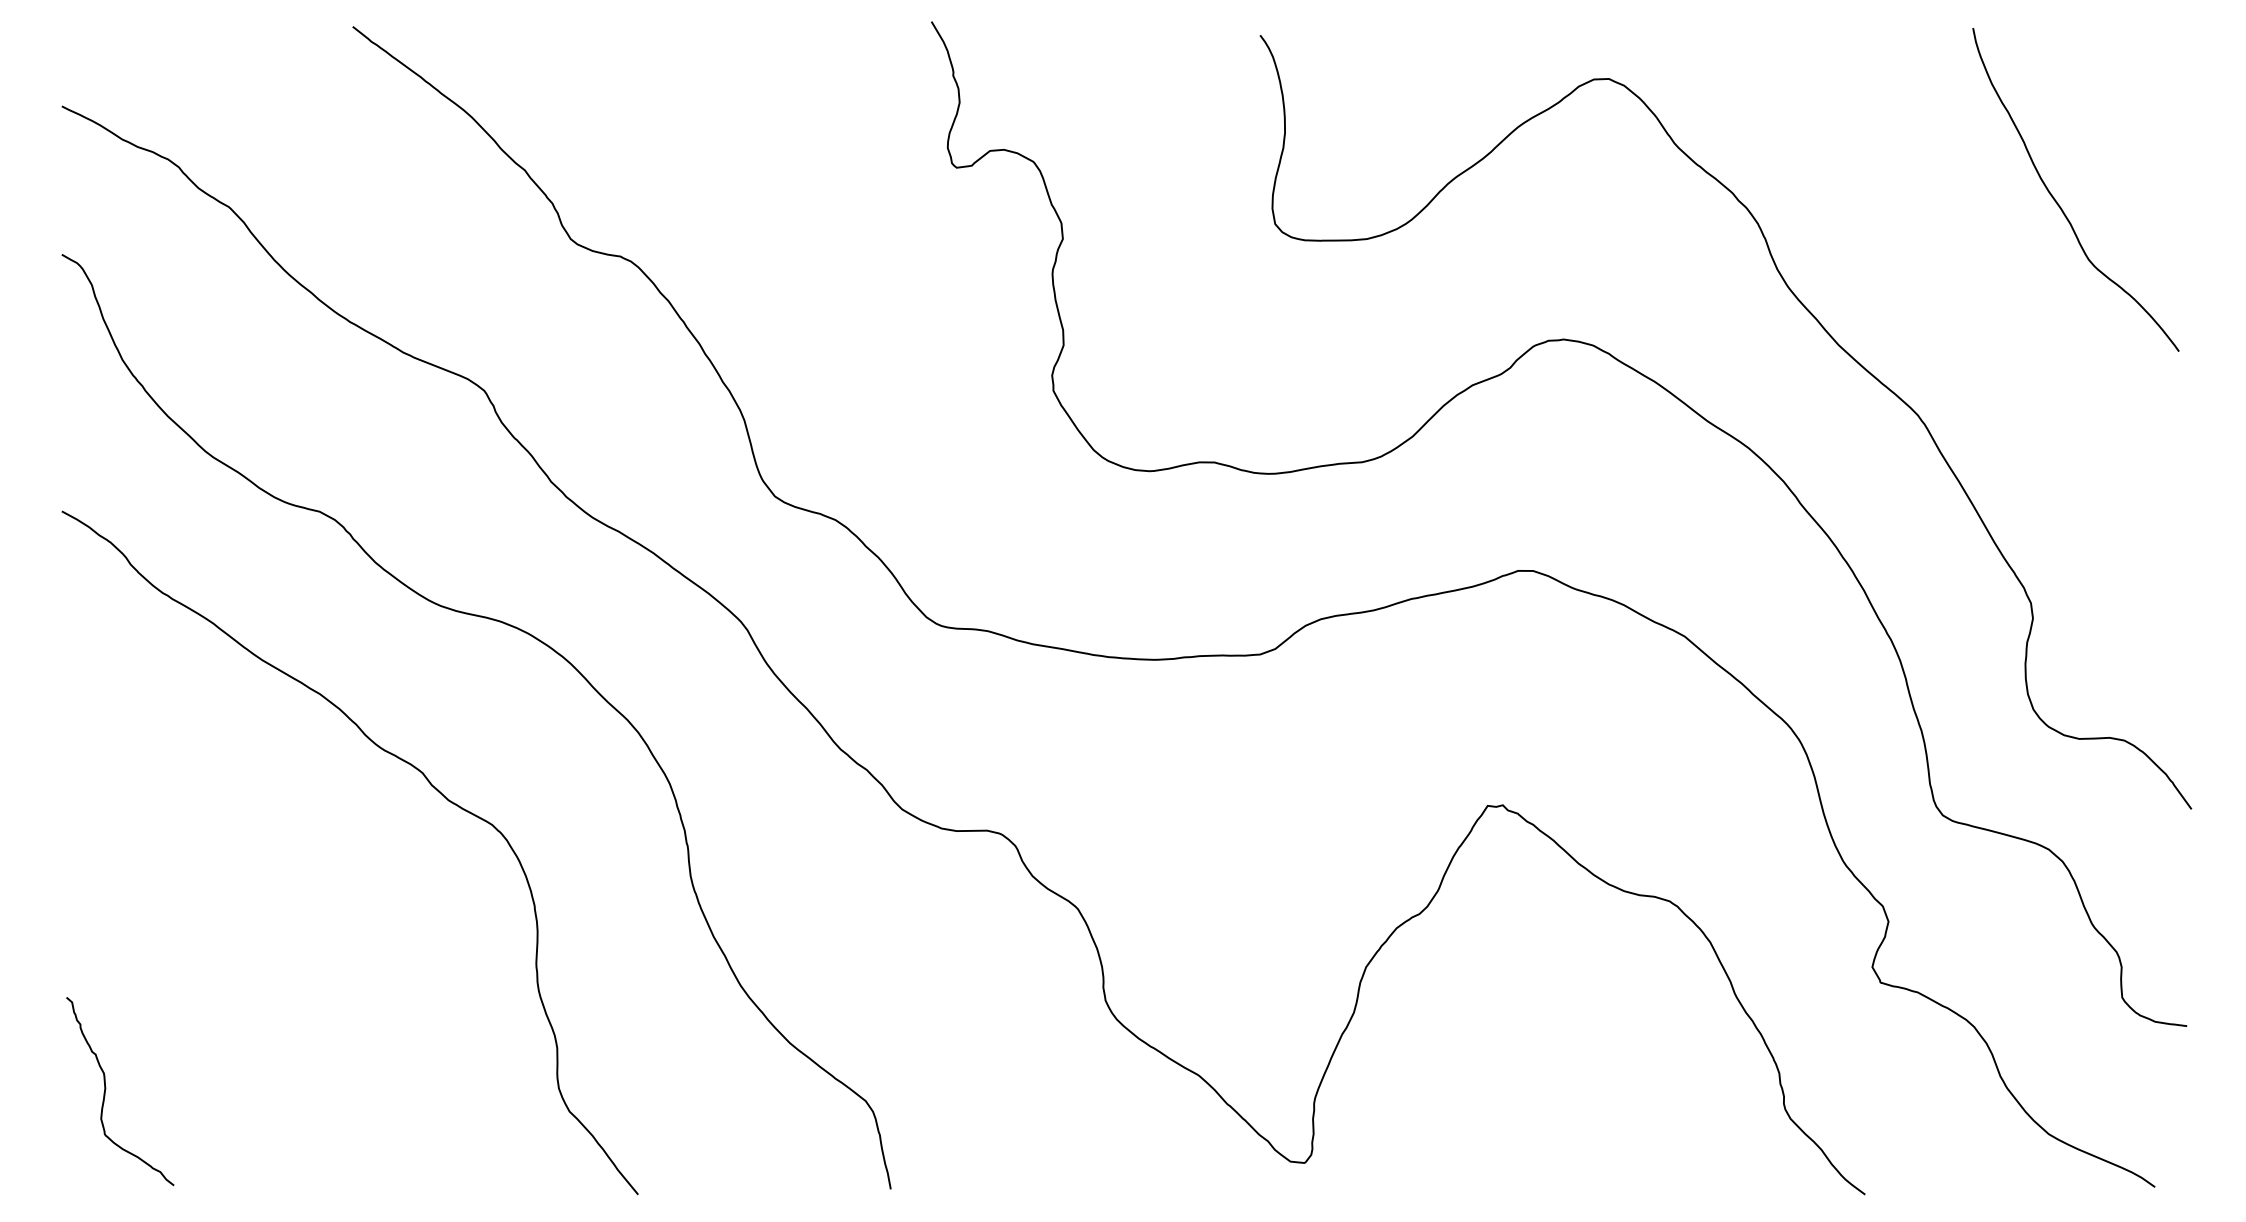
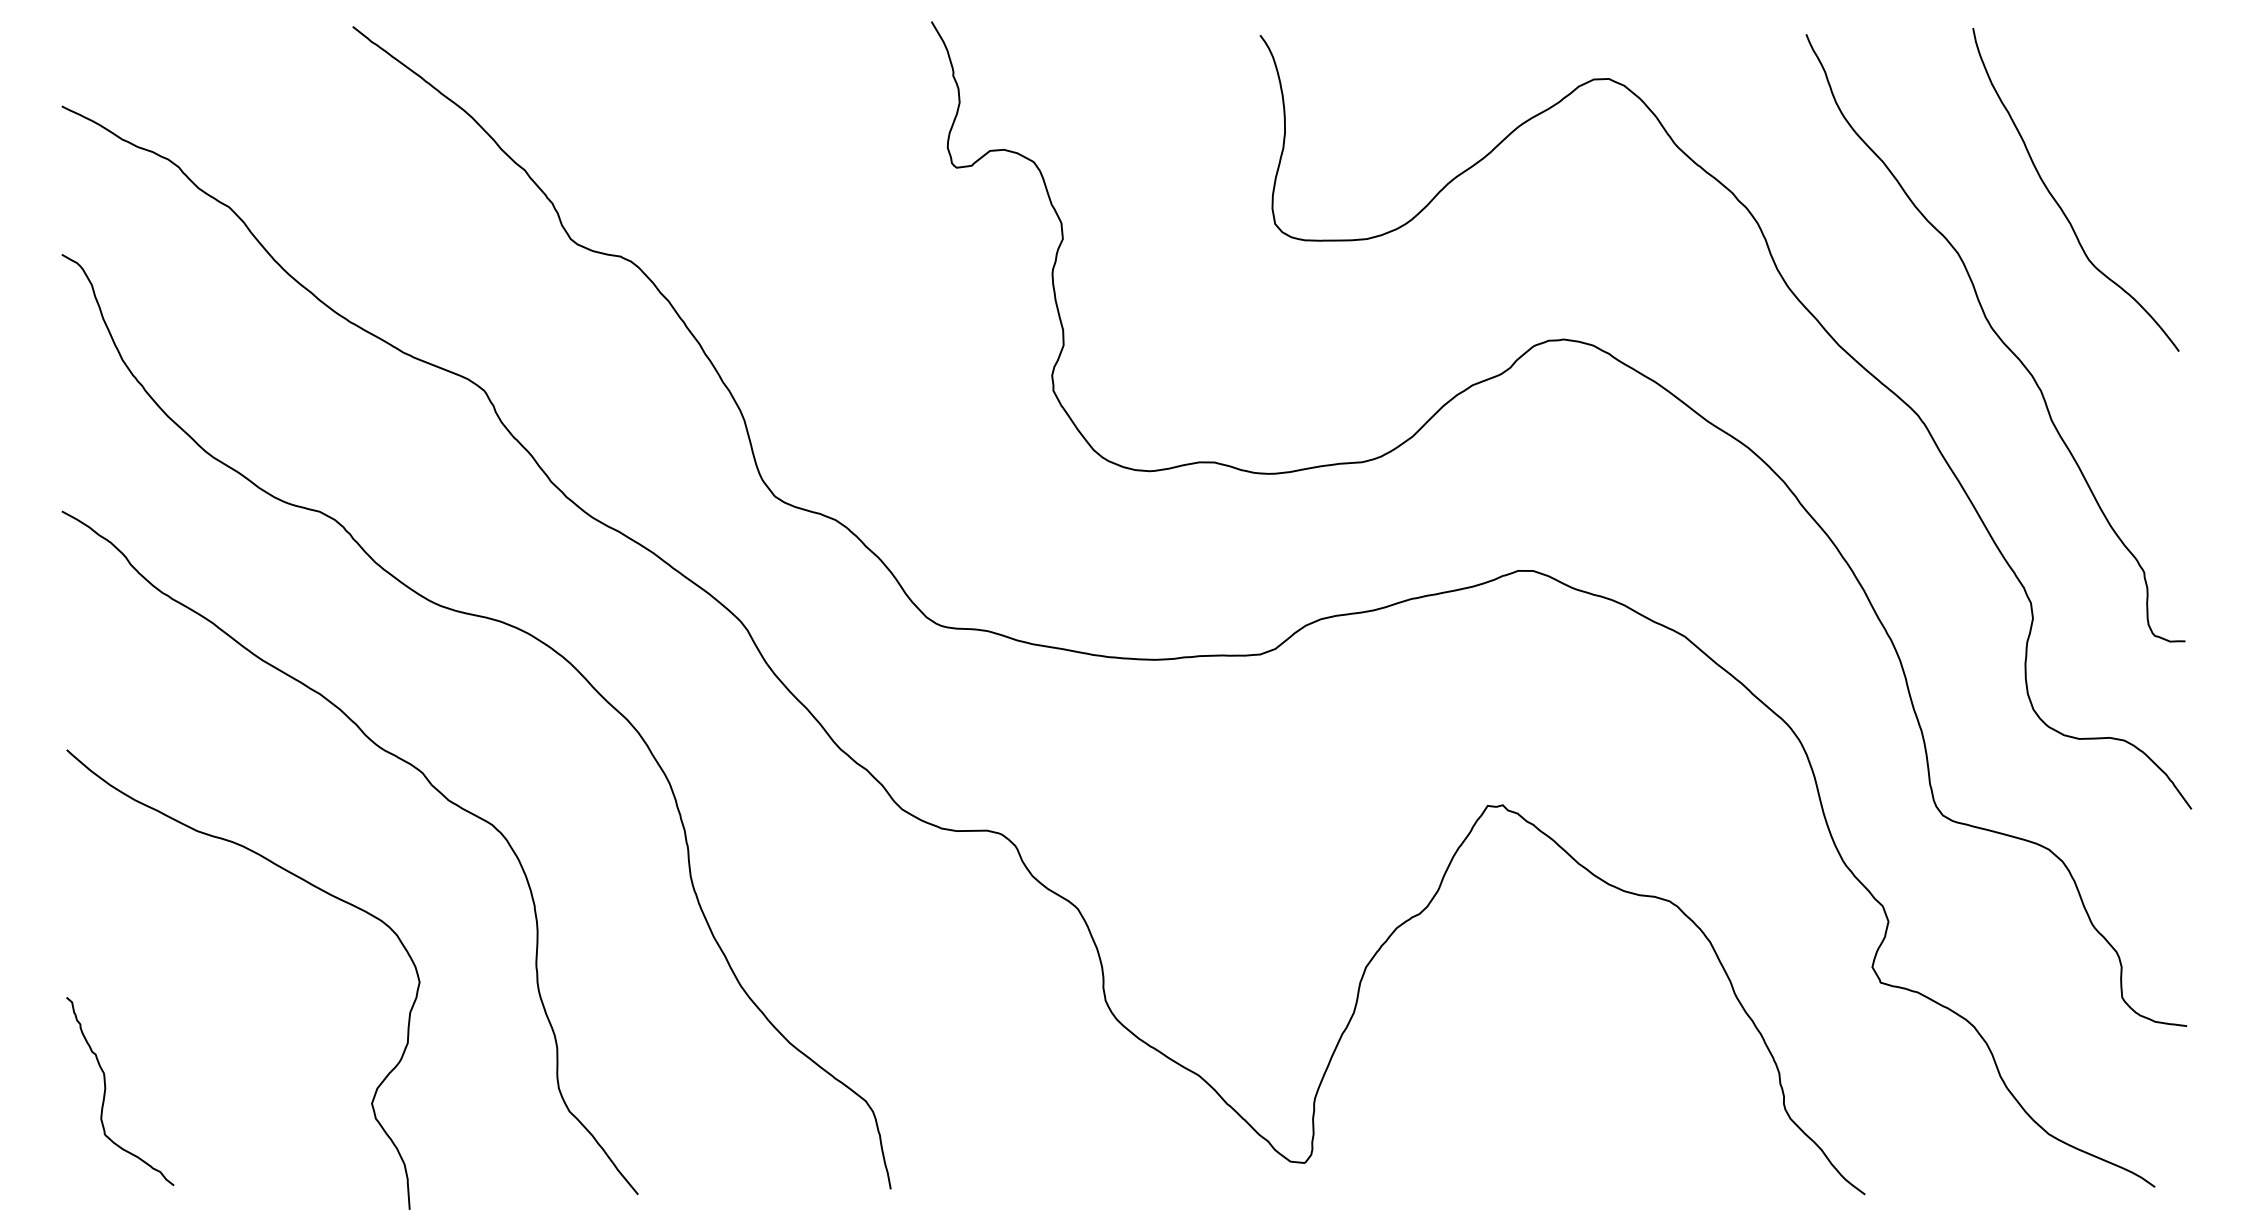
curve: none -> present (1997, 336)
curve: none -> present (298, 878)
